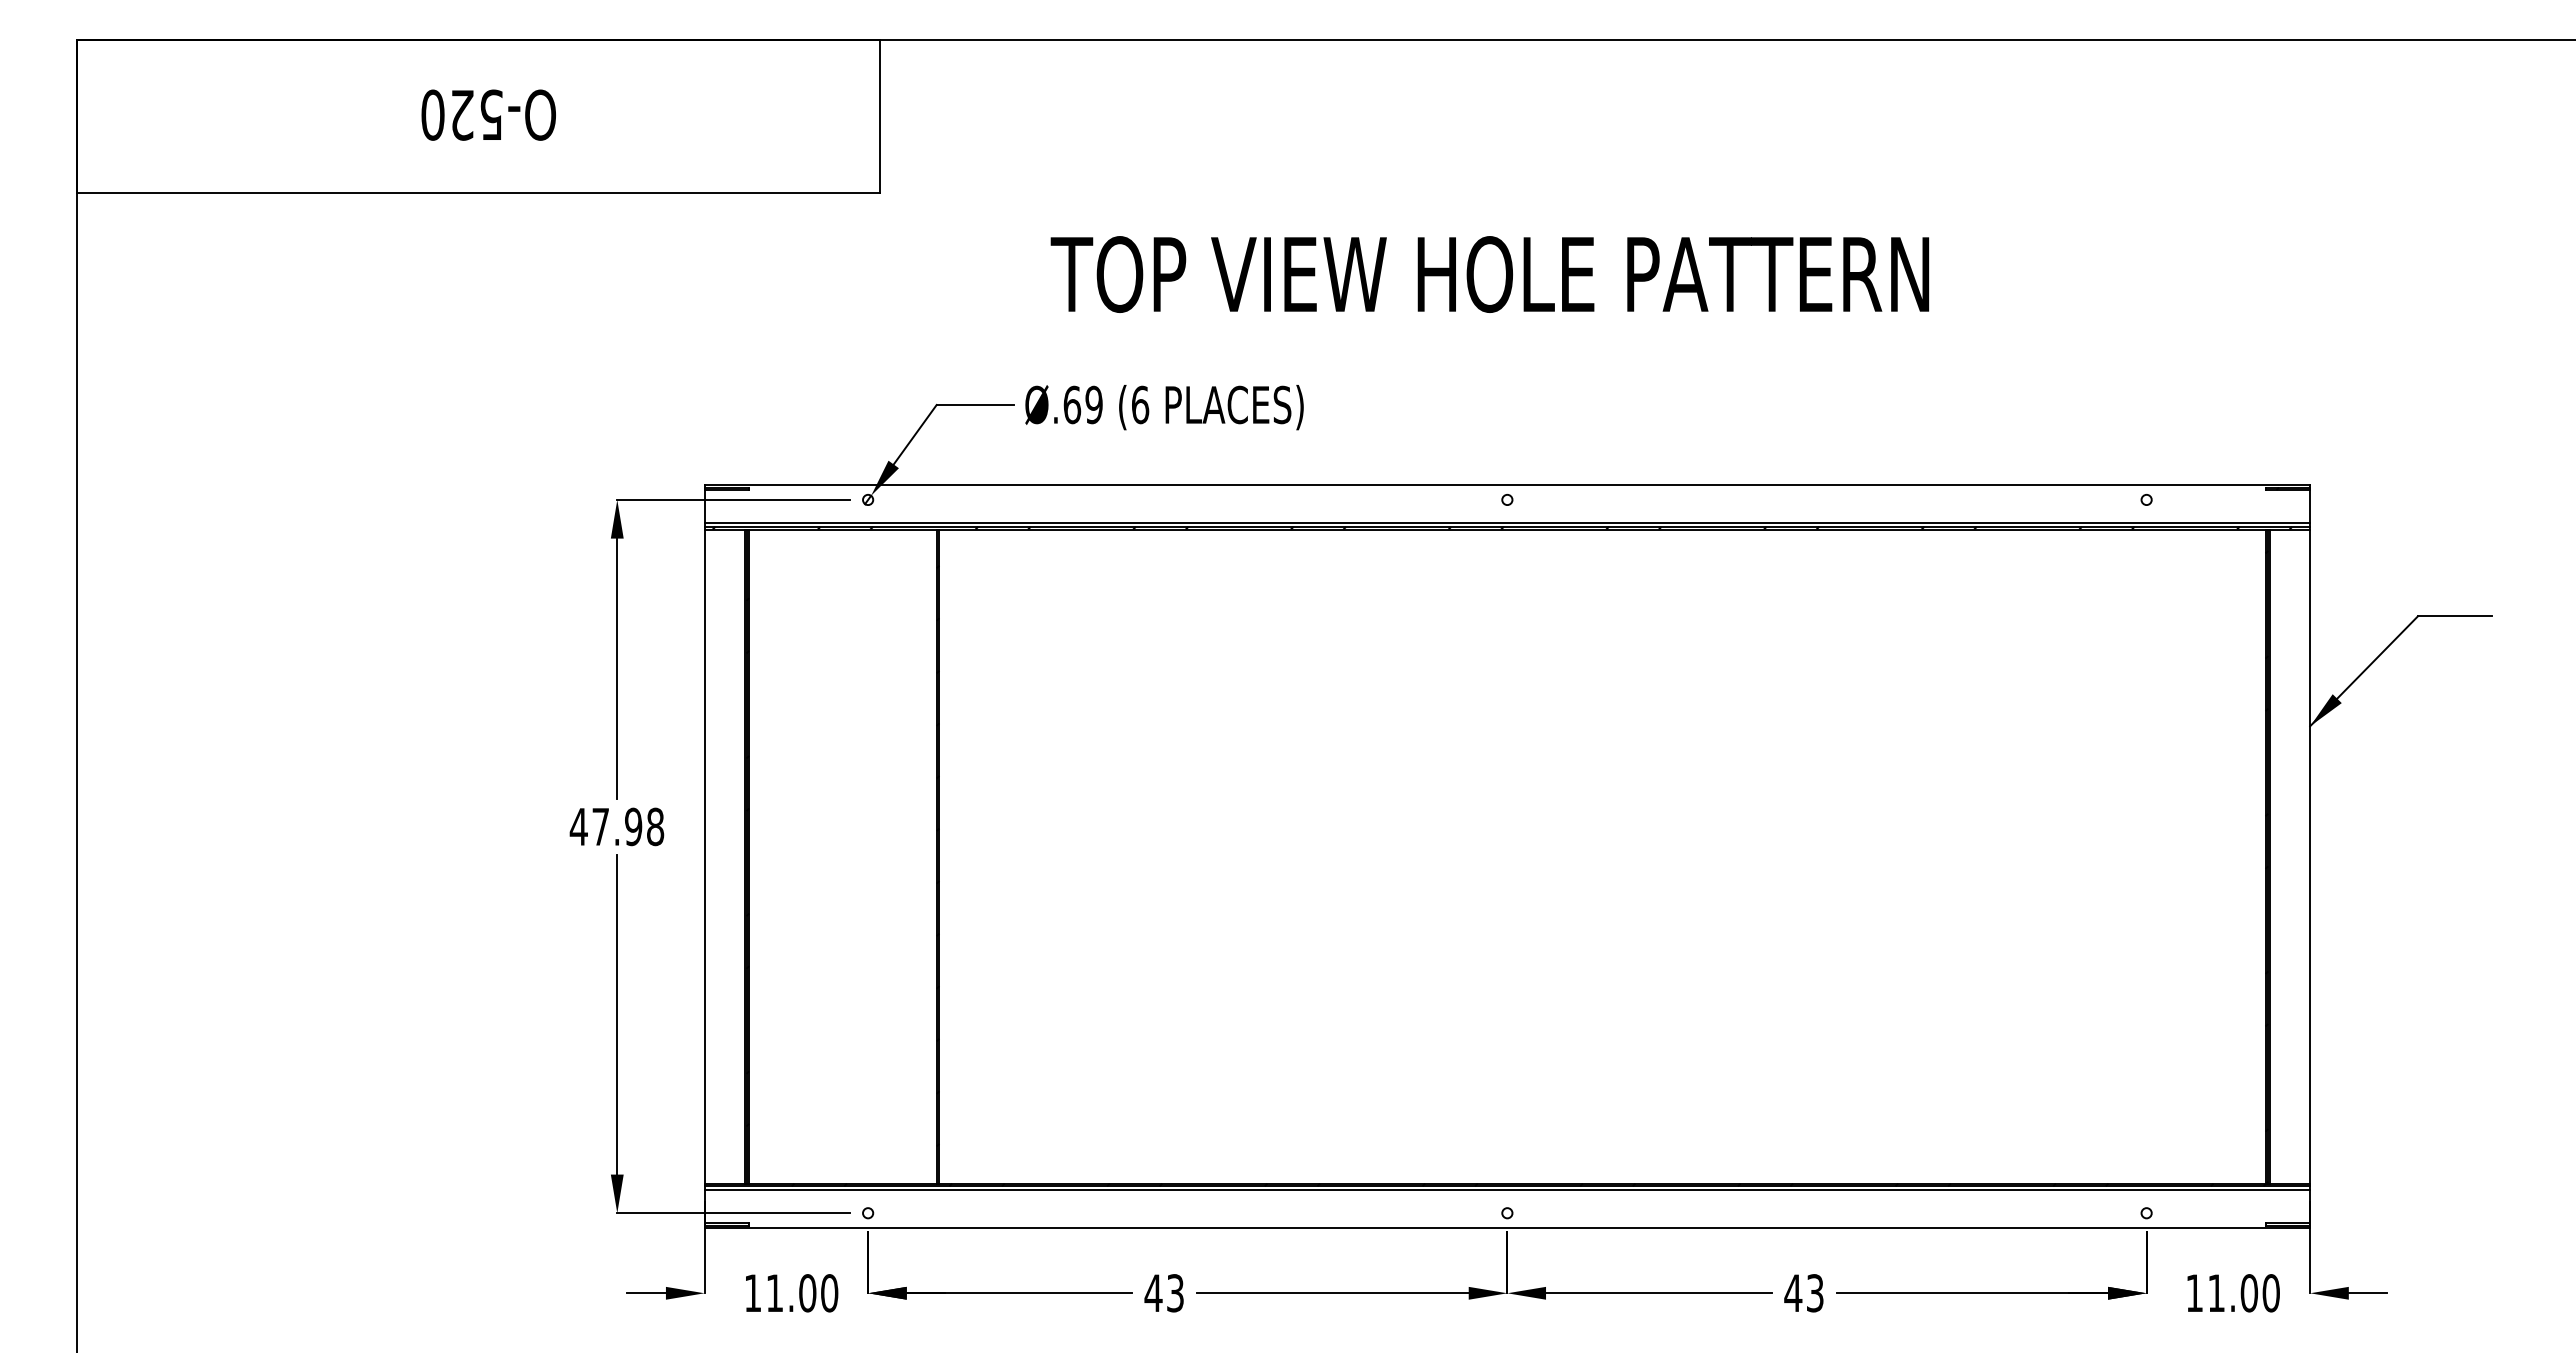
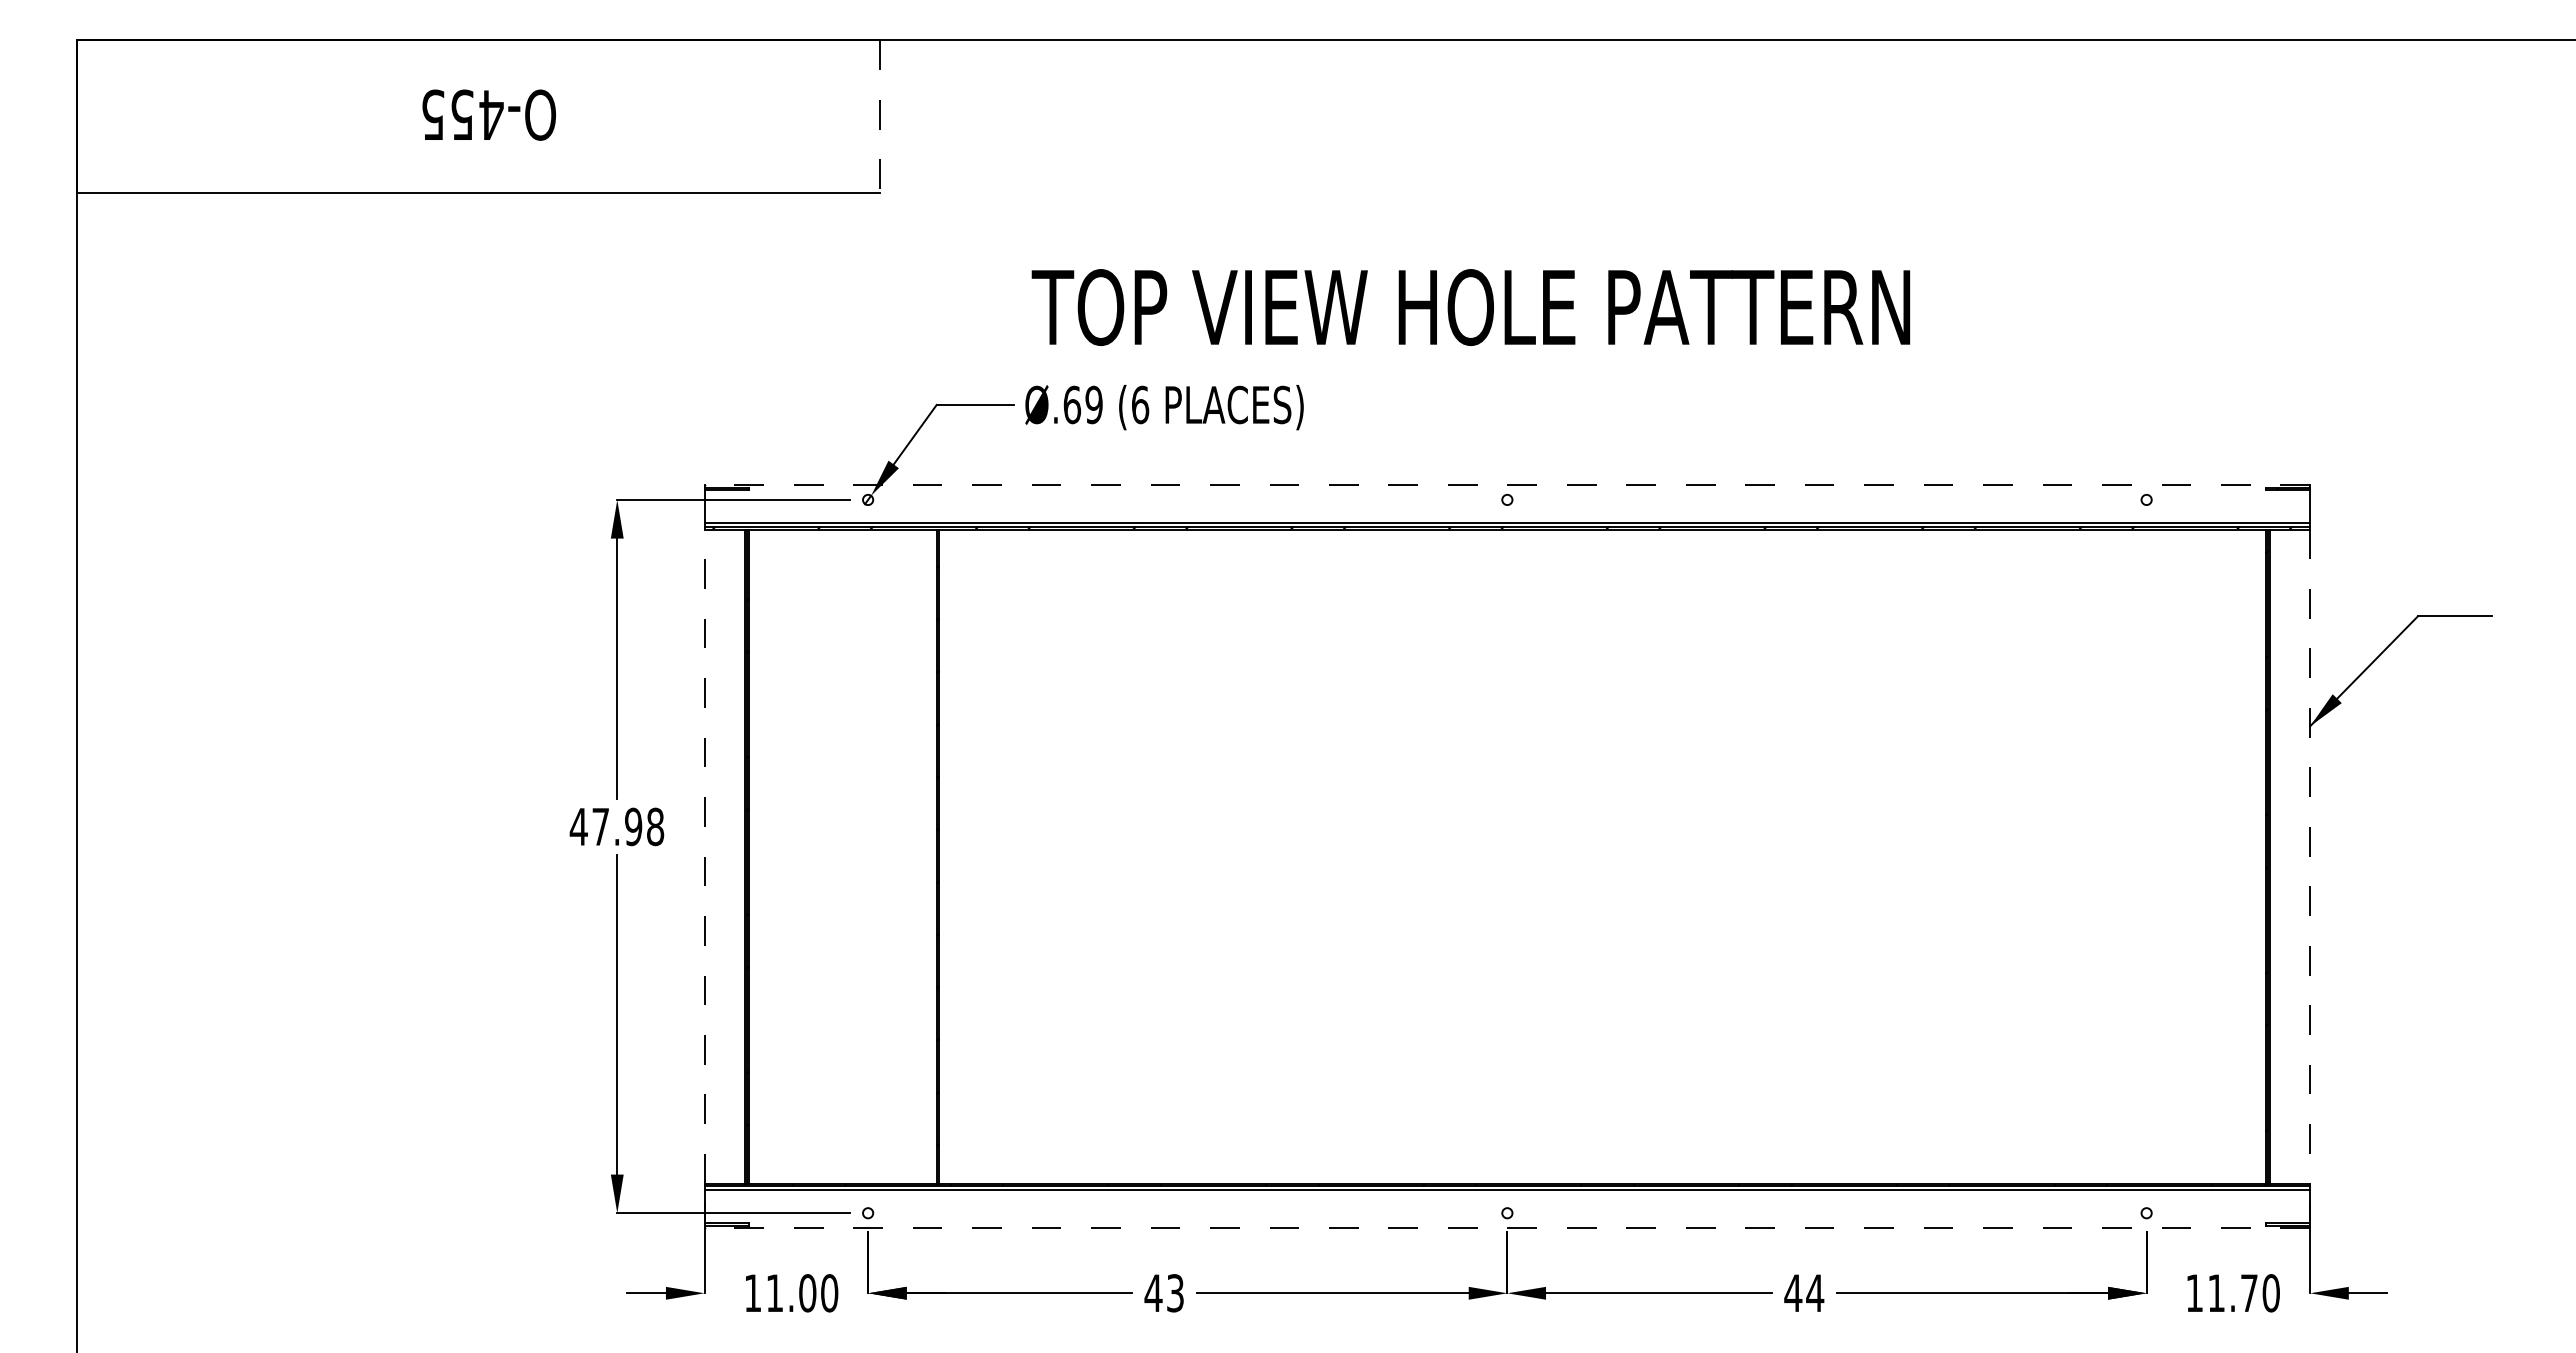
text: O-520 -> O-455 (462, 114)
line: solid -> dashed (880, 117)
text position: (1489, 274) -> (1470, 307) (1470, 307)
line: solid -> dashed (1507, 484)
line: solid -> dashed (704, 856)
line: solid -> dashed (2310, 857)
line: solid -> dashed (1507, 1228)
text: 43 -> 44 (1815, 1293)
text: 11.00 -> 11.70 (2249, 1293)
